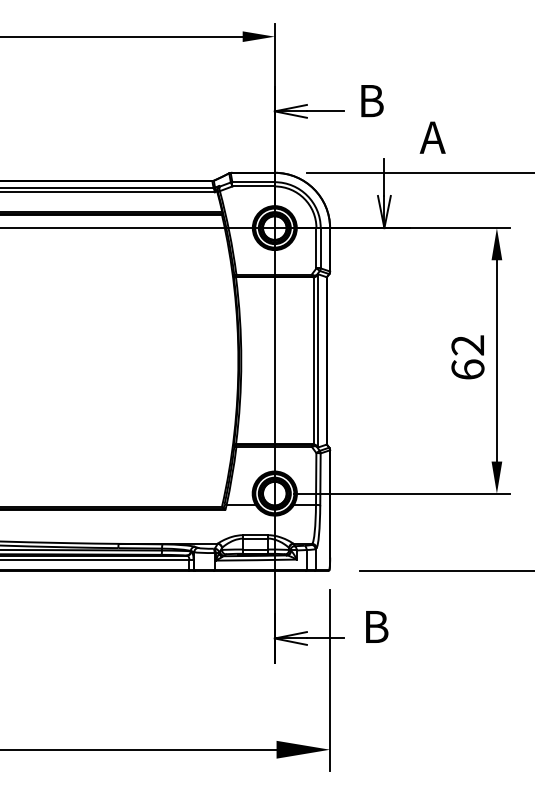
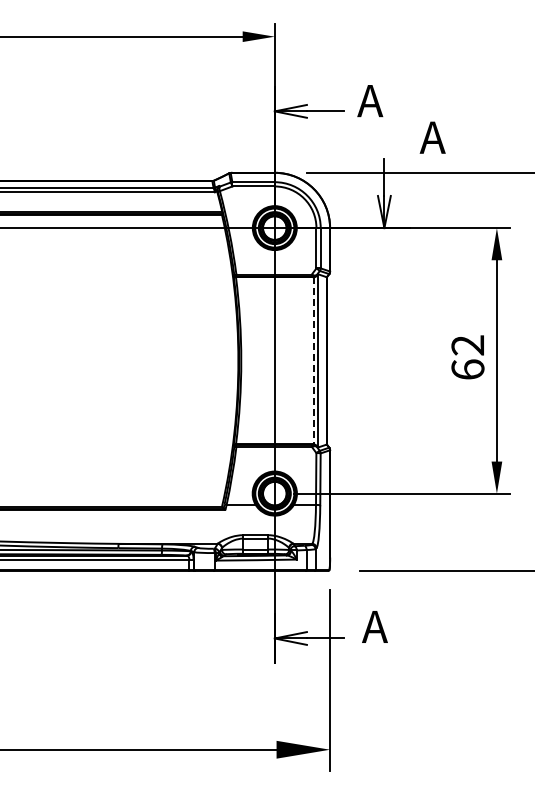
text: B -> A (370, 101)
line: solid -> dashed (313, 360)
text: B -> A (375, 626)
